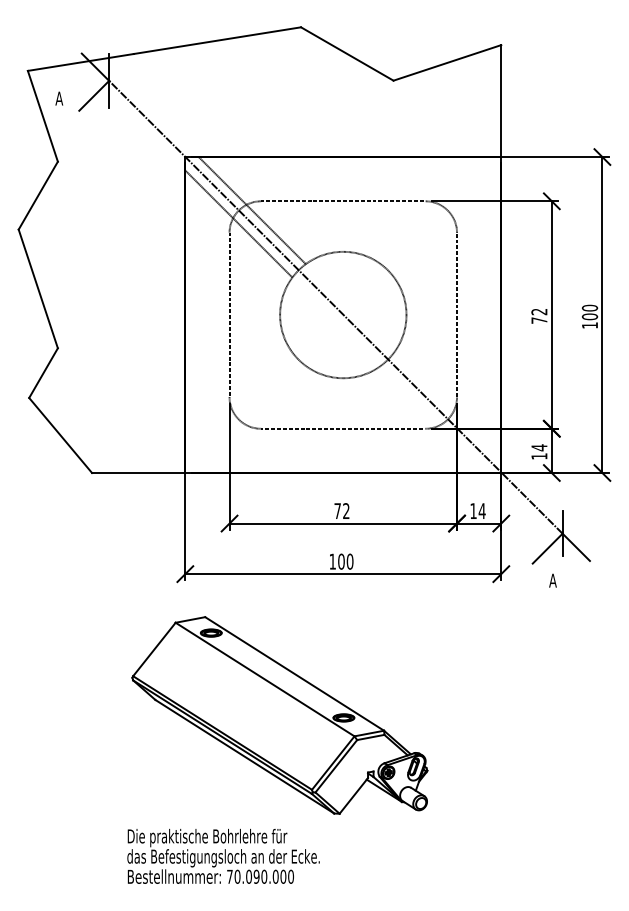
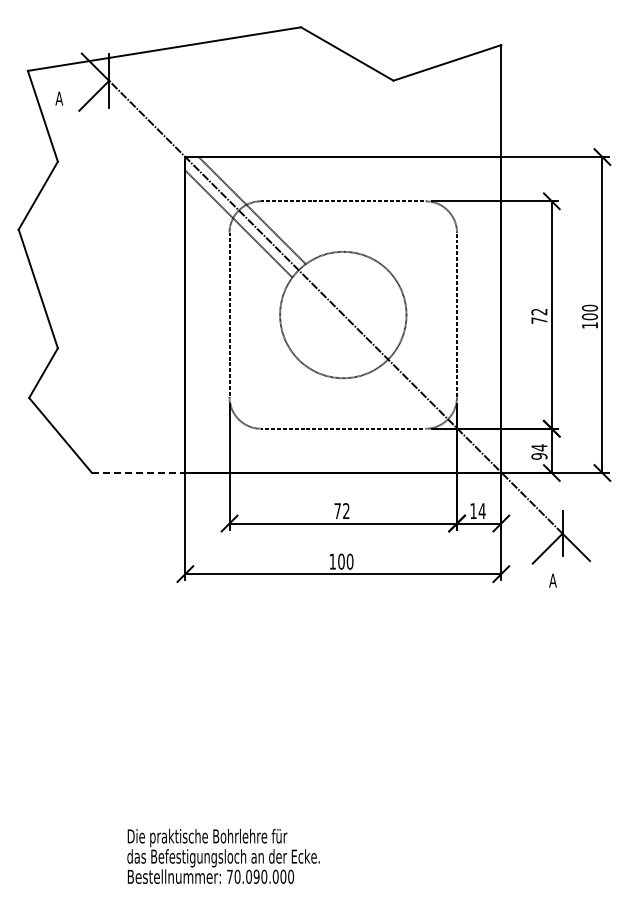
text: 14 -> 94 (539, 456)
line: solid -> dashed (138, 473)
part: present -> none (279, 715)
